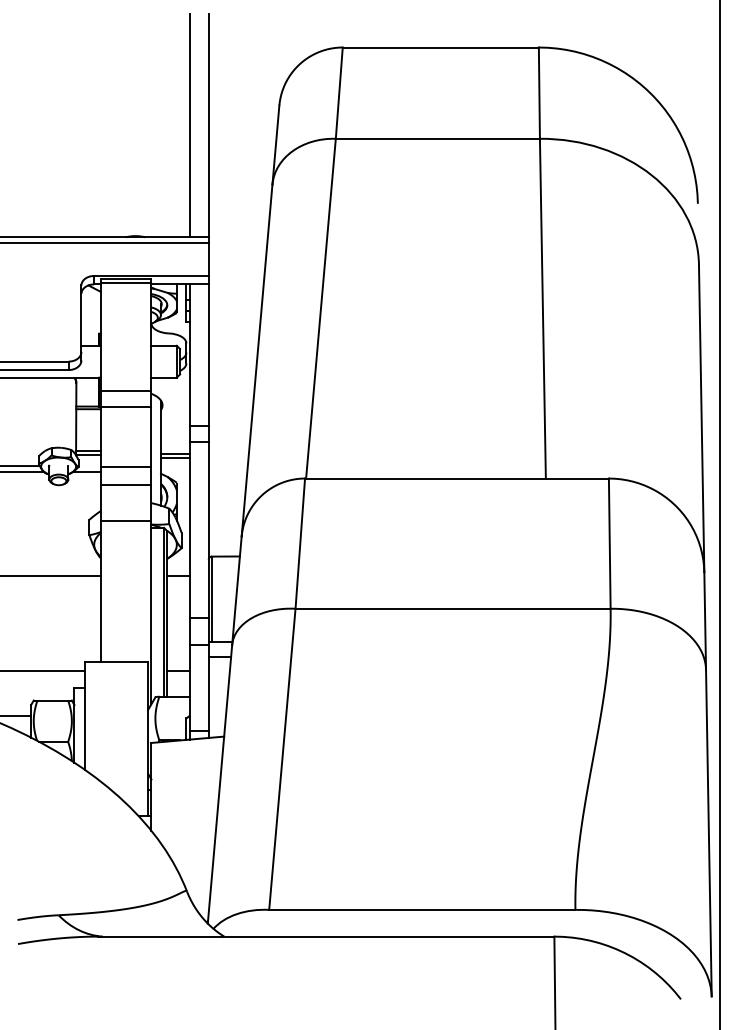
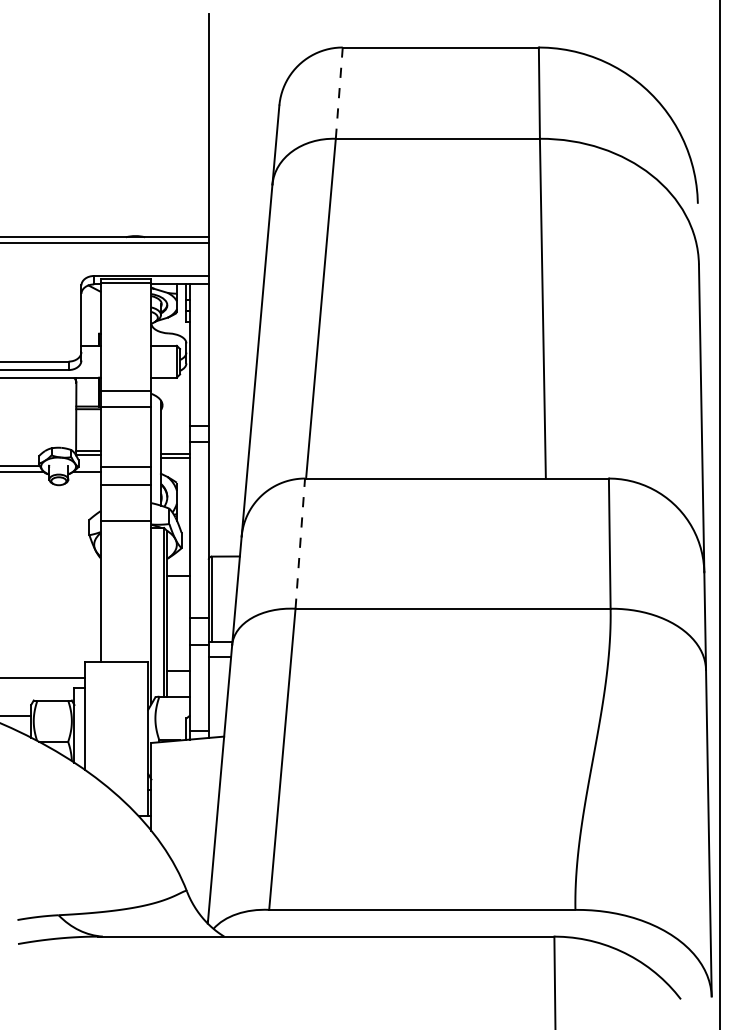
line: solid -> dashed (339, 93)
line: present -> none (189, 125)
line: solid -> dashed (300, 543)
line: present -> none (51, 575)
line position: (43, 671) -> (43, 678) (43, 678)
